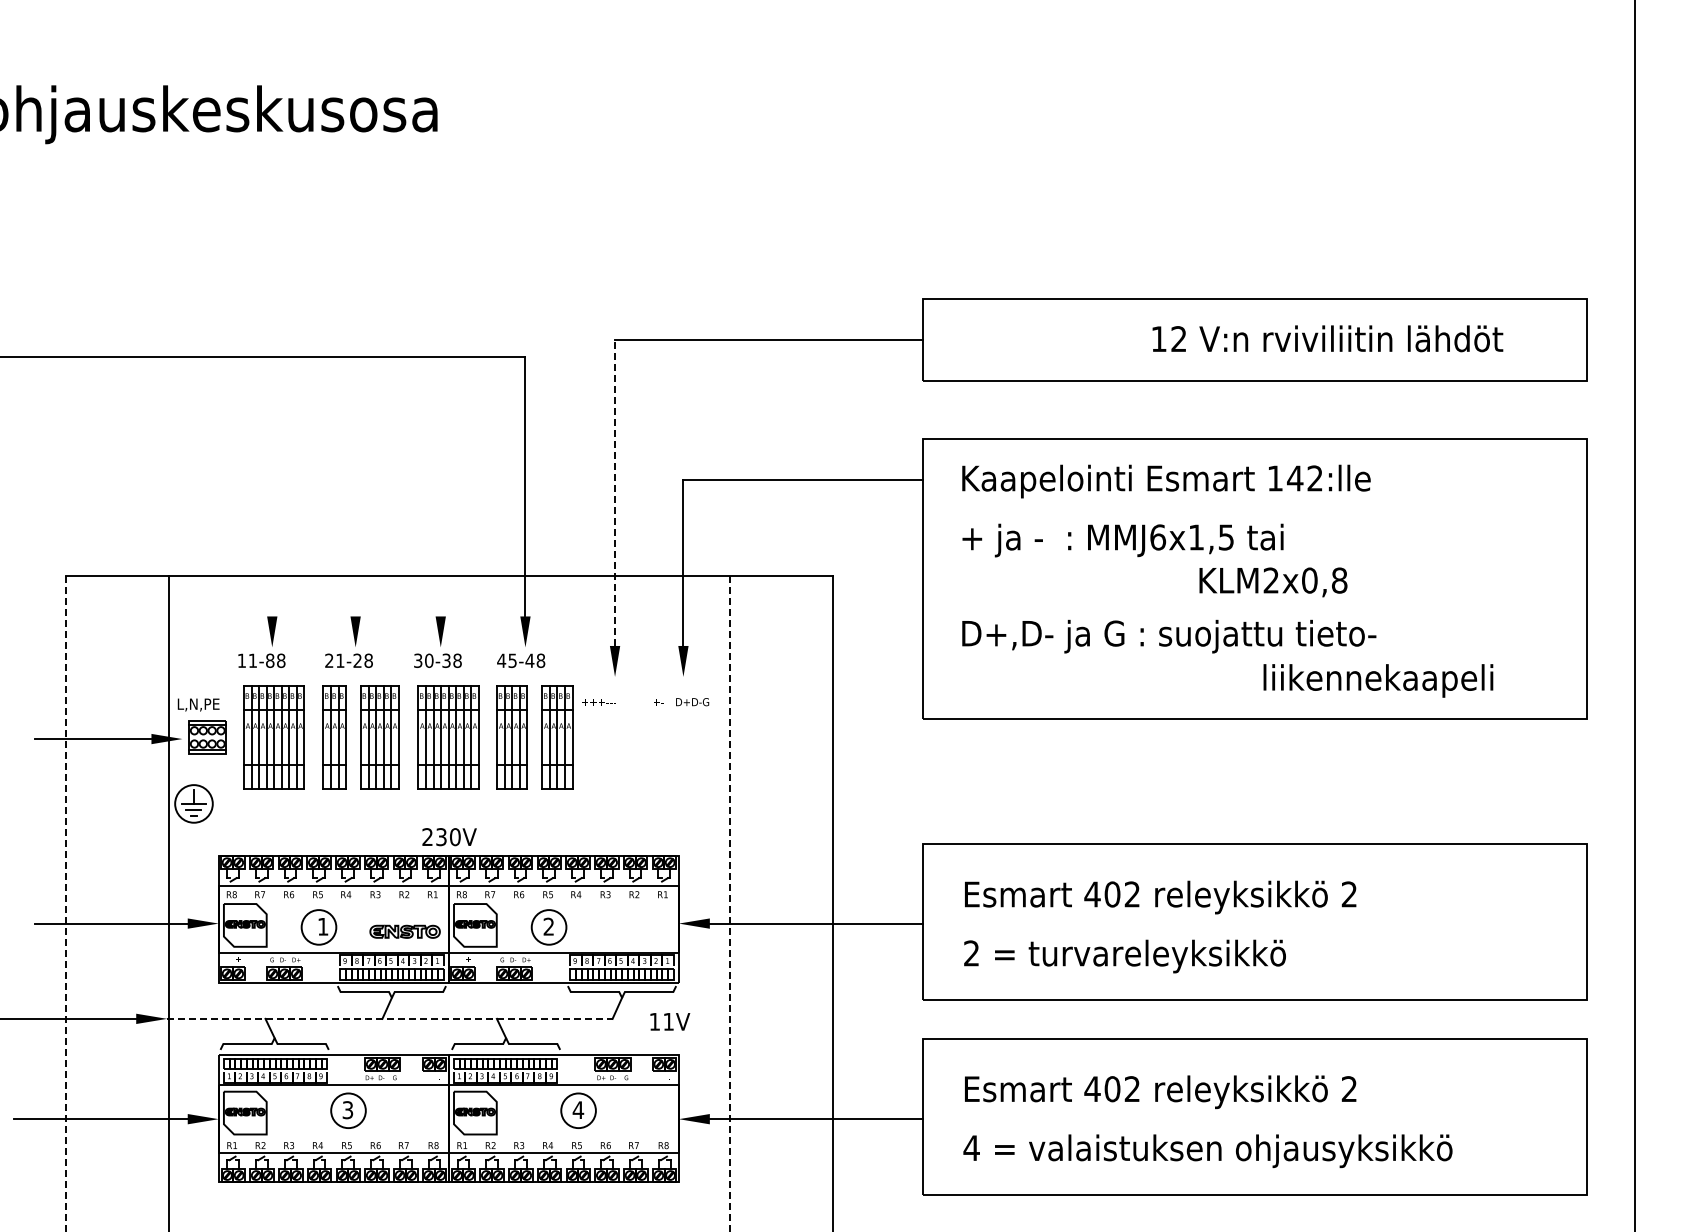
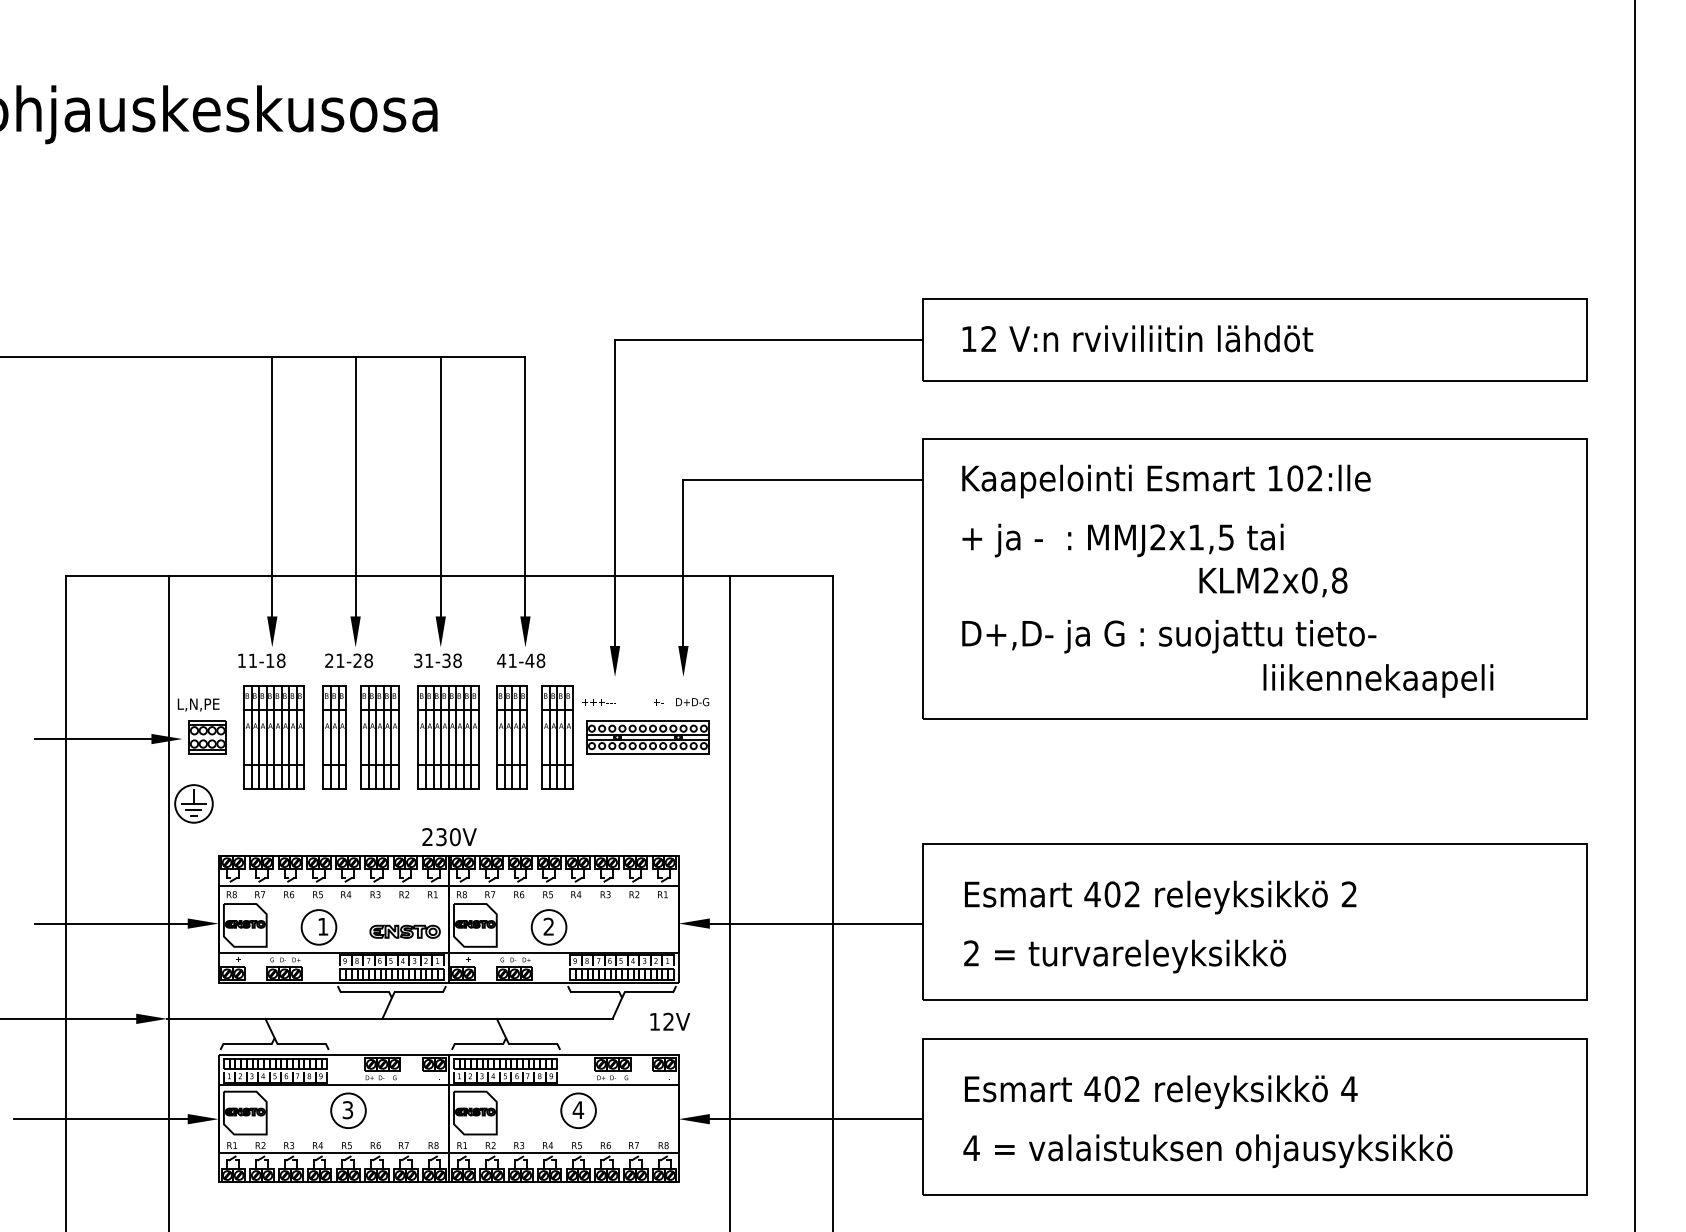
text position: (1327, 338) -> (1137, 338) (1137, 338)
text: 142:lle -> 102:lle (1295, 478)
line: none -> present (272, 486)
line: none -> present (355, 486)
line: none -> present (440, 486)
line: dashed -> solid (615, 493)
text: MMJ6x1,5 -> MMJ2x1,5 (1158, 537)
text: 11-88 -> 11-18 (270, 660)
text: 30-38 -> 31-38 (429, 660)
text: 45-48 -> 41-48 (512, 660)
part: none -> present (647, 737)
line: dashed -> solid (729, 903)
line: dashed -> solid (66, 904)
line: dashed -> solid (389, 1018)
text: 11V -> 12V (668, 1021)
text: 2 -> 4 (1349, 1088)
